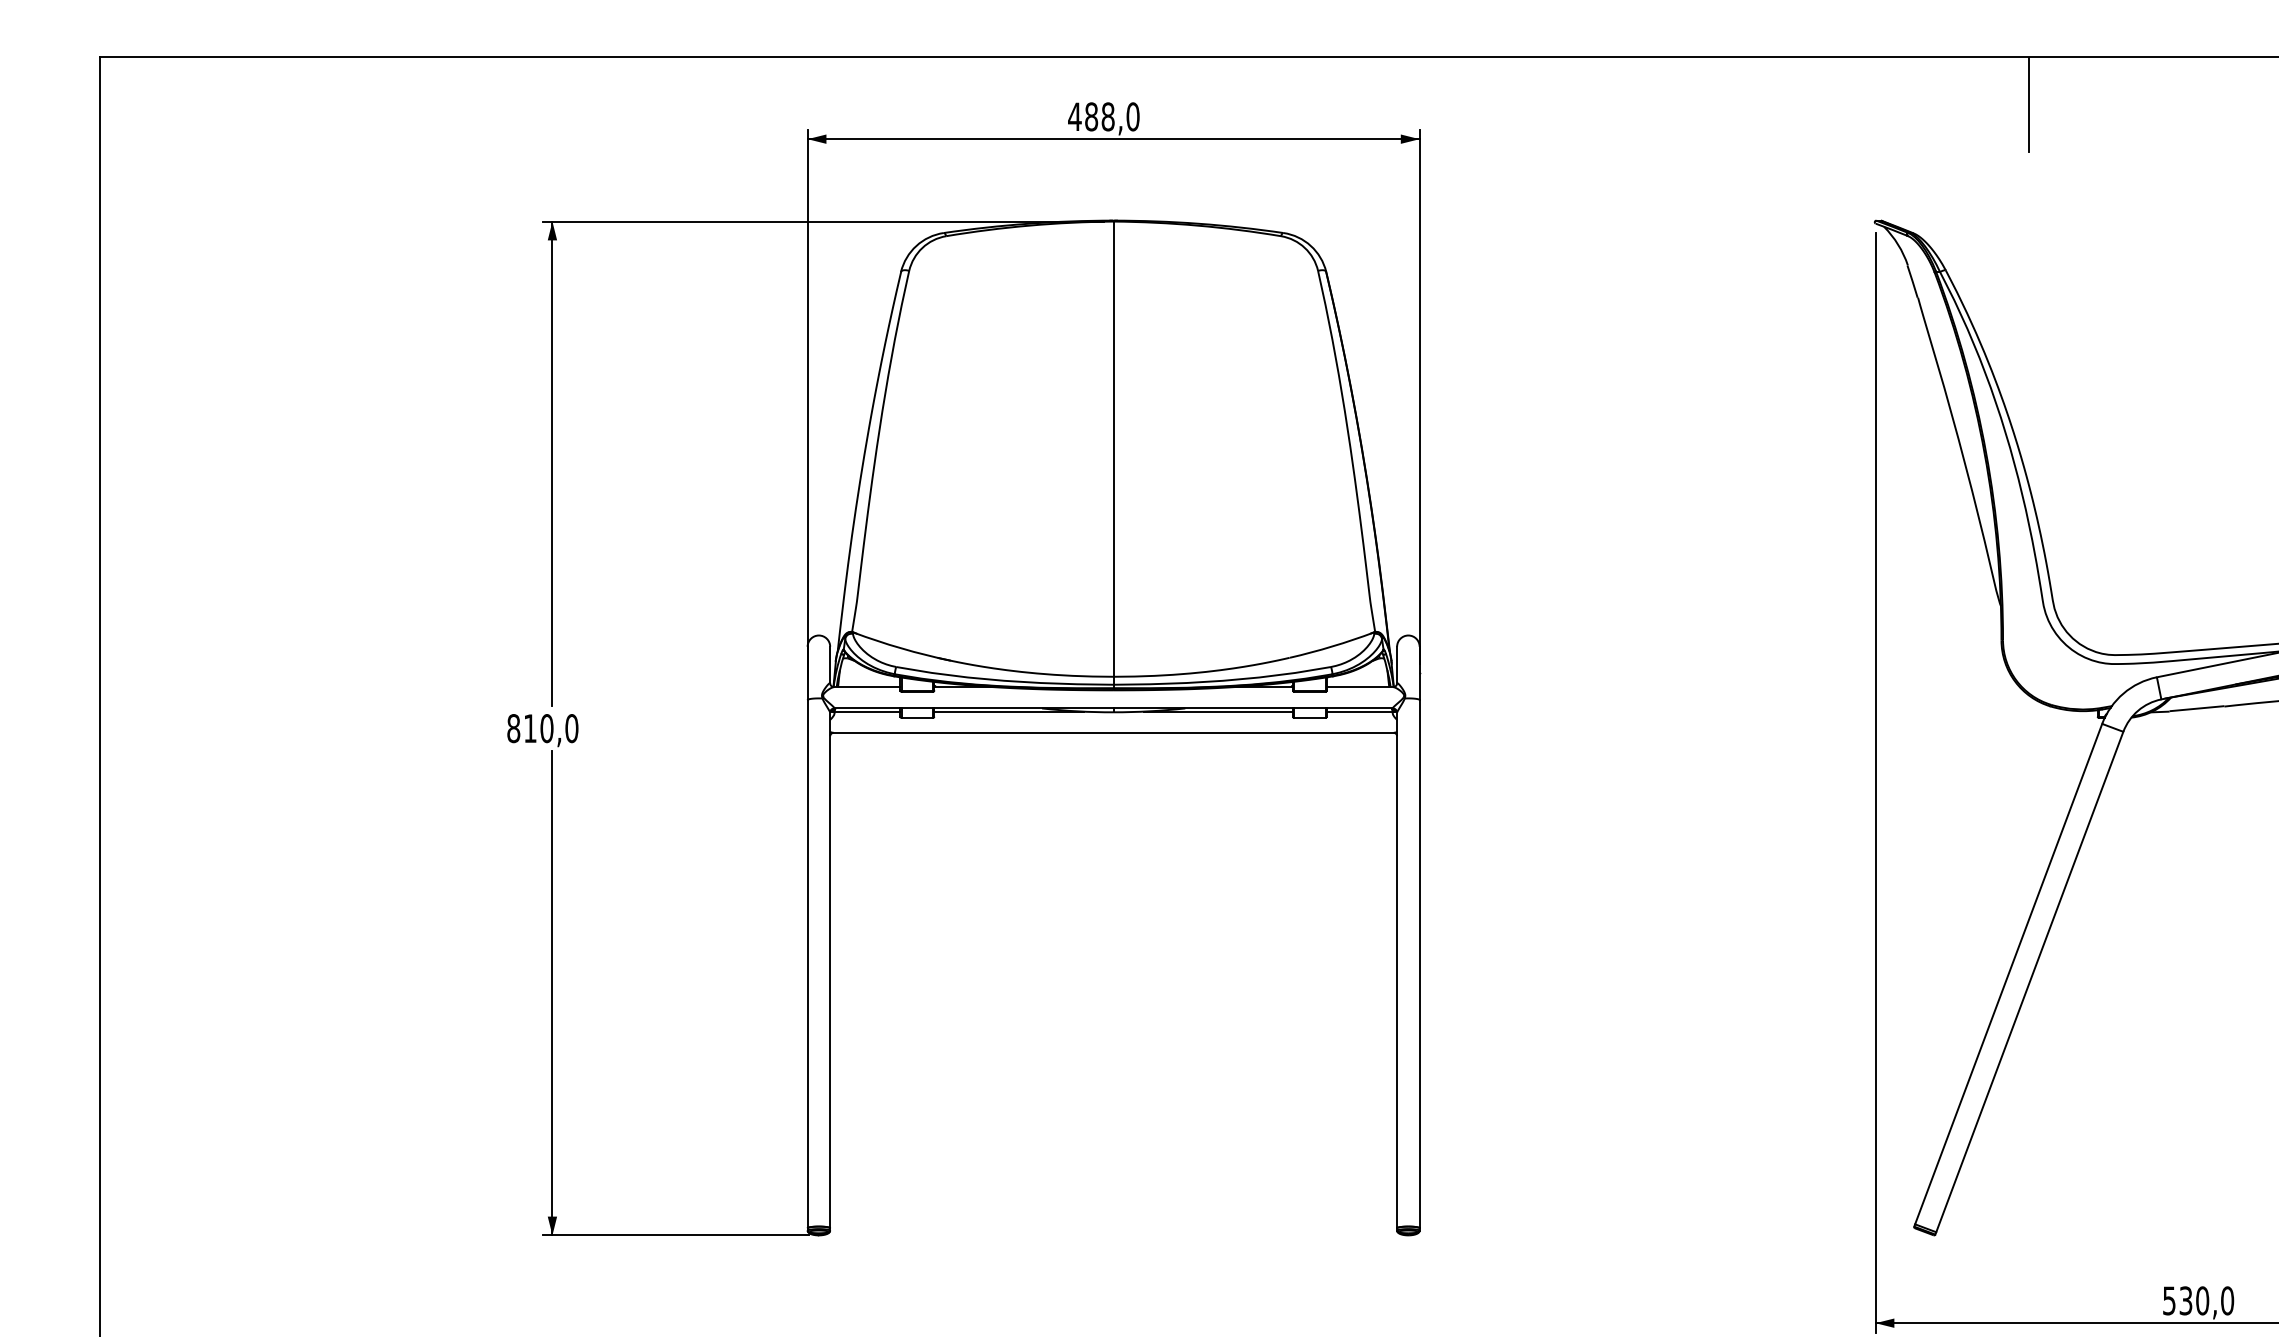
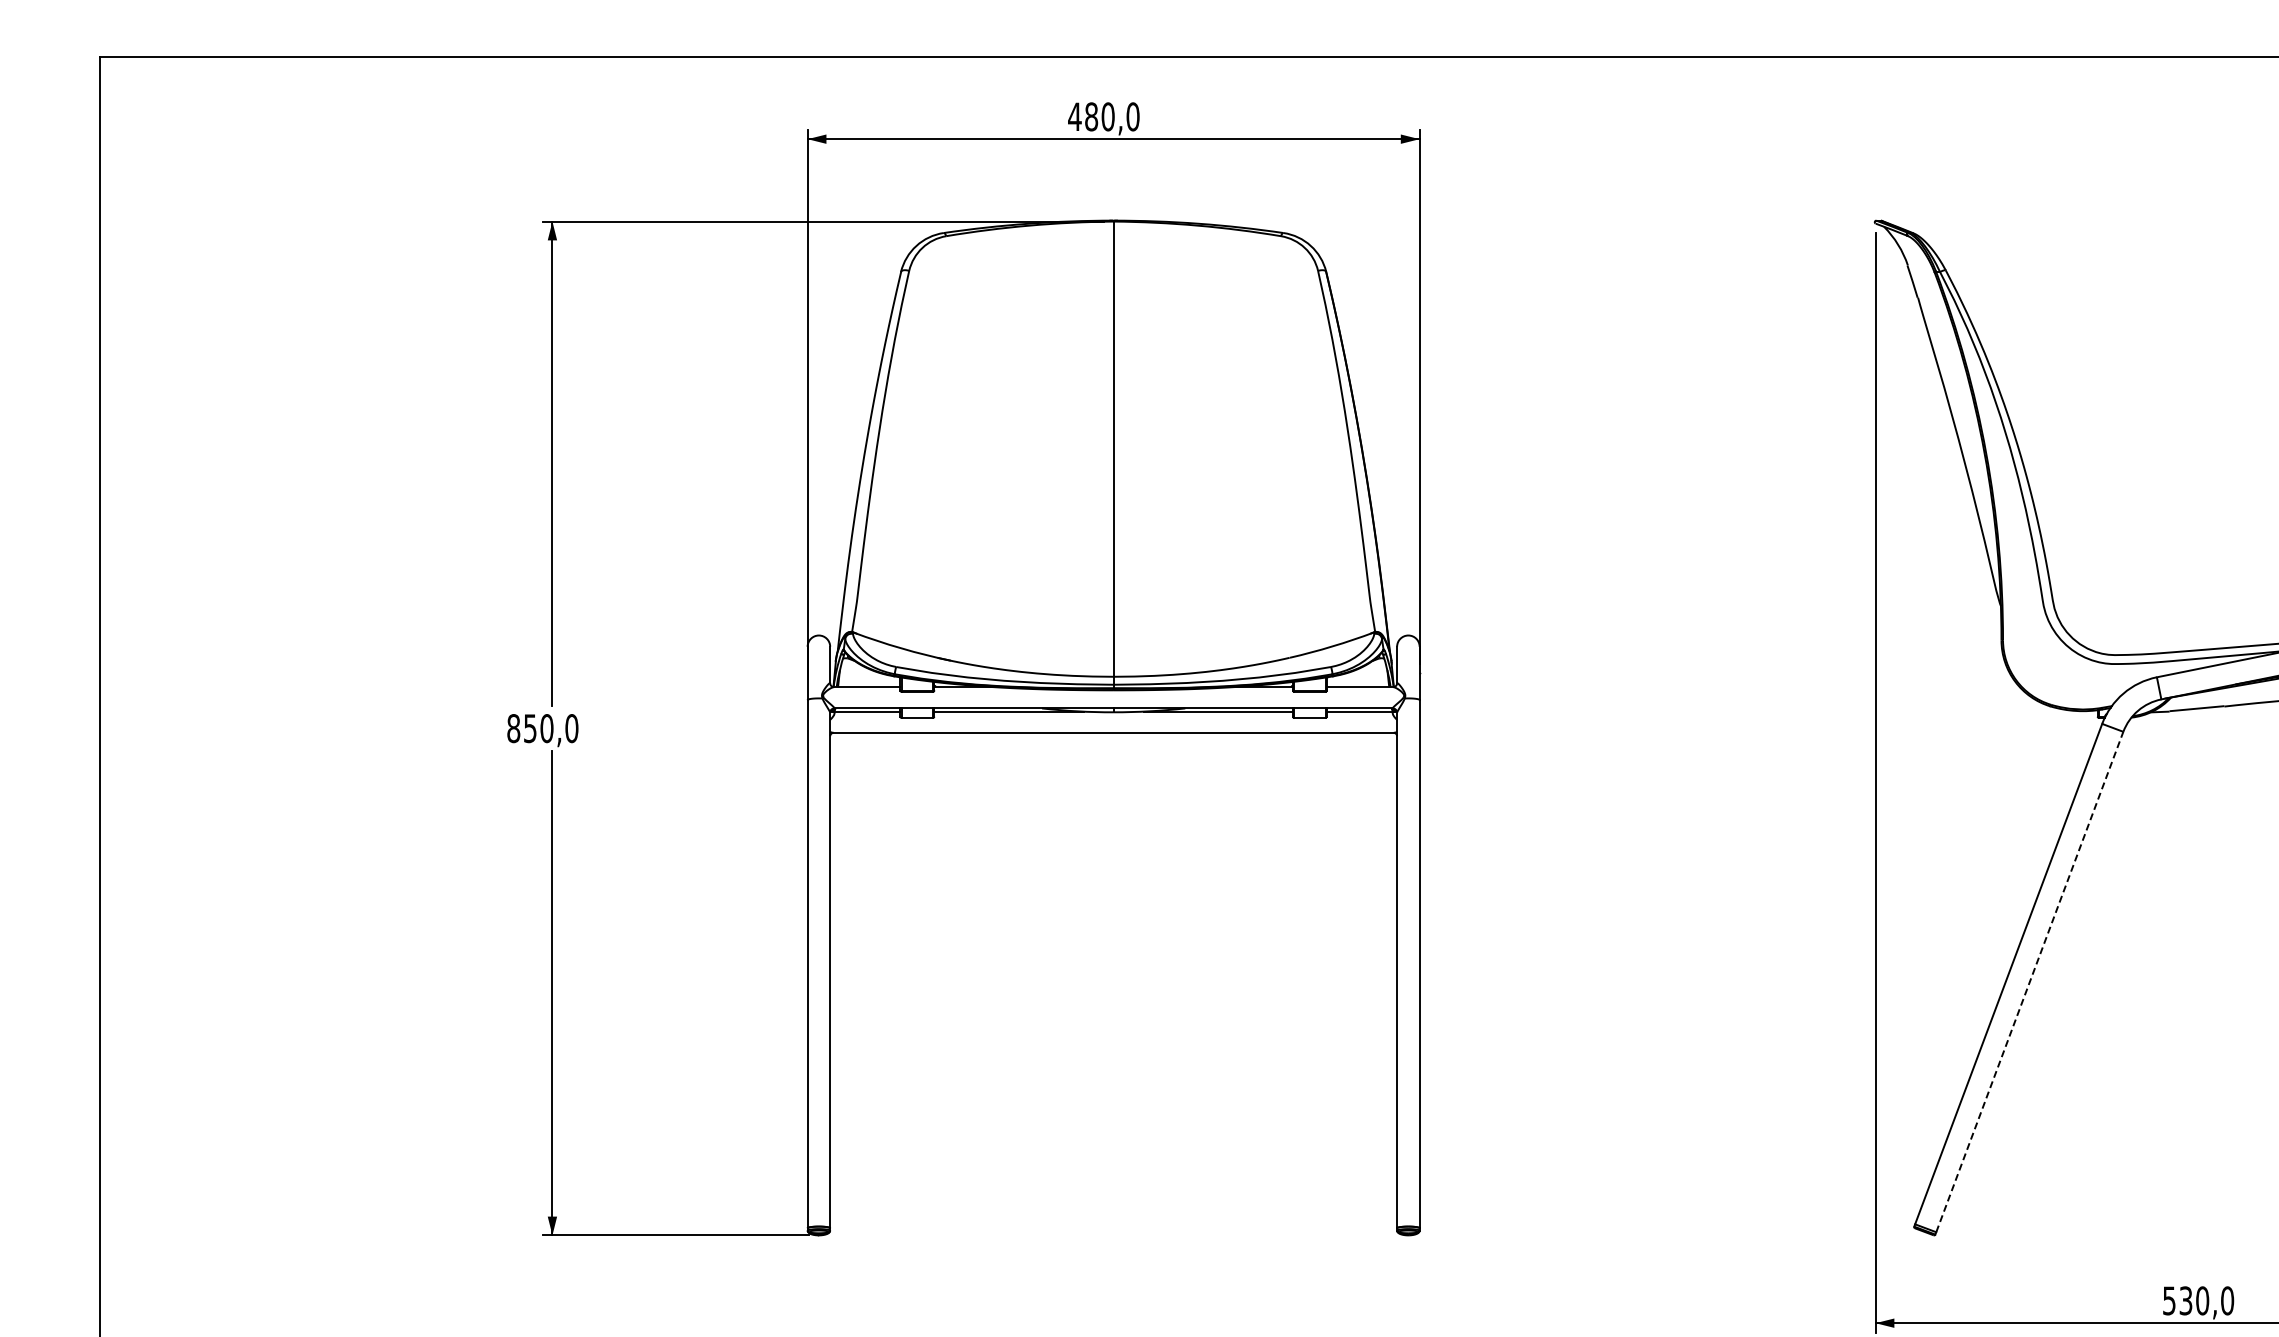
line: present -> none (2028, 104)
text: 488,0 -> 480,0 (1107, 117)
text: 810,0 -> 850,0 (530, 728)
line: solid -> dashed (2029, 981)
